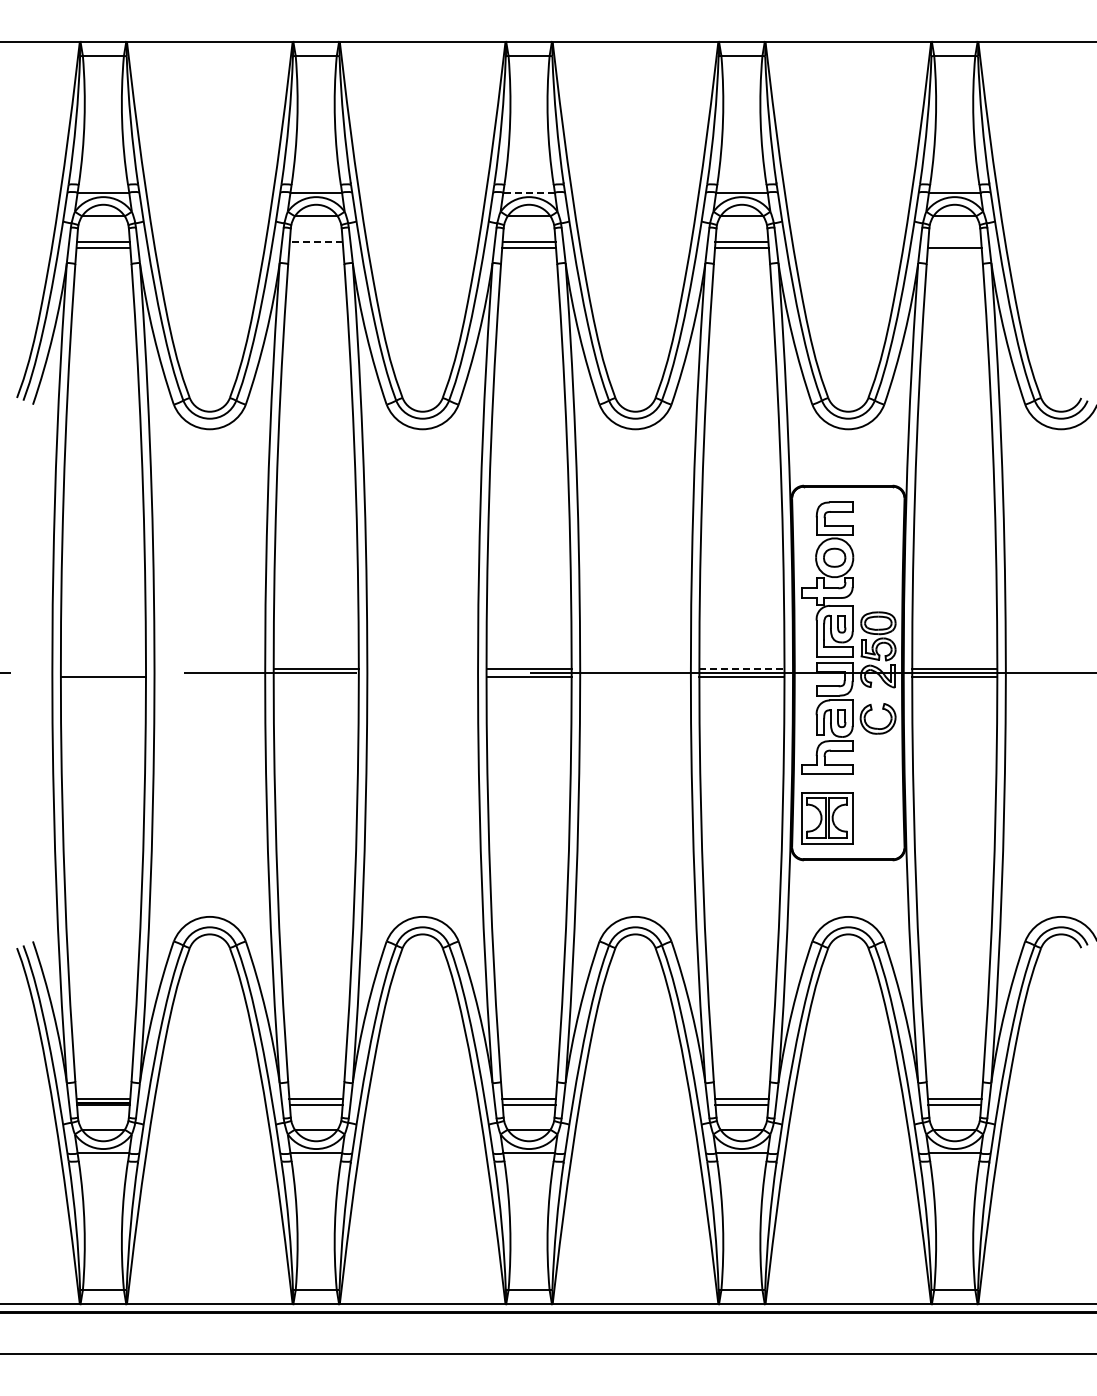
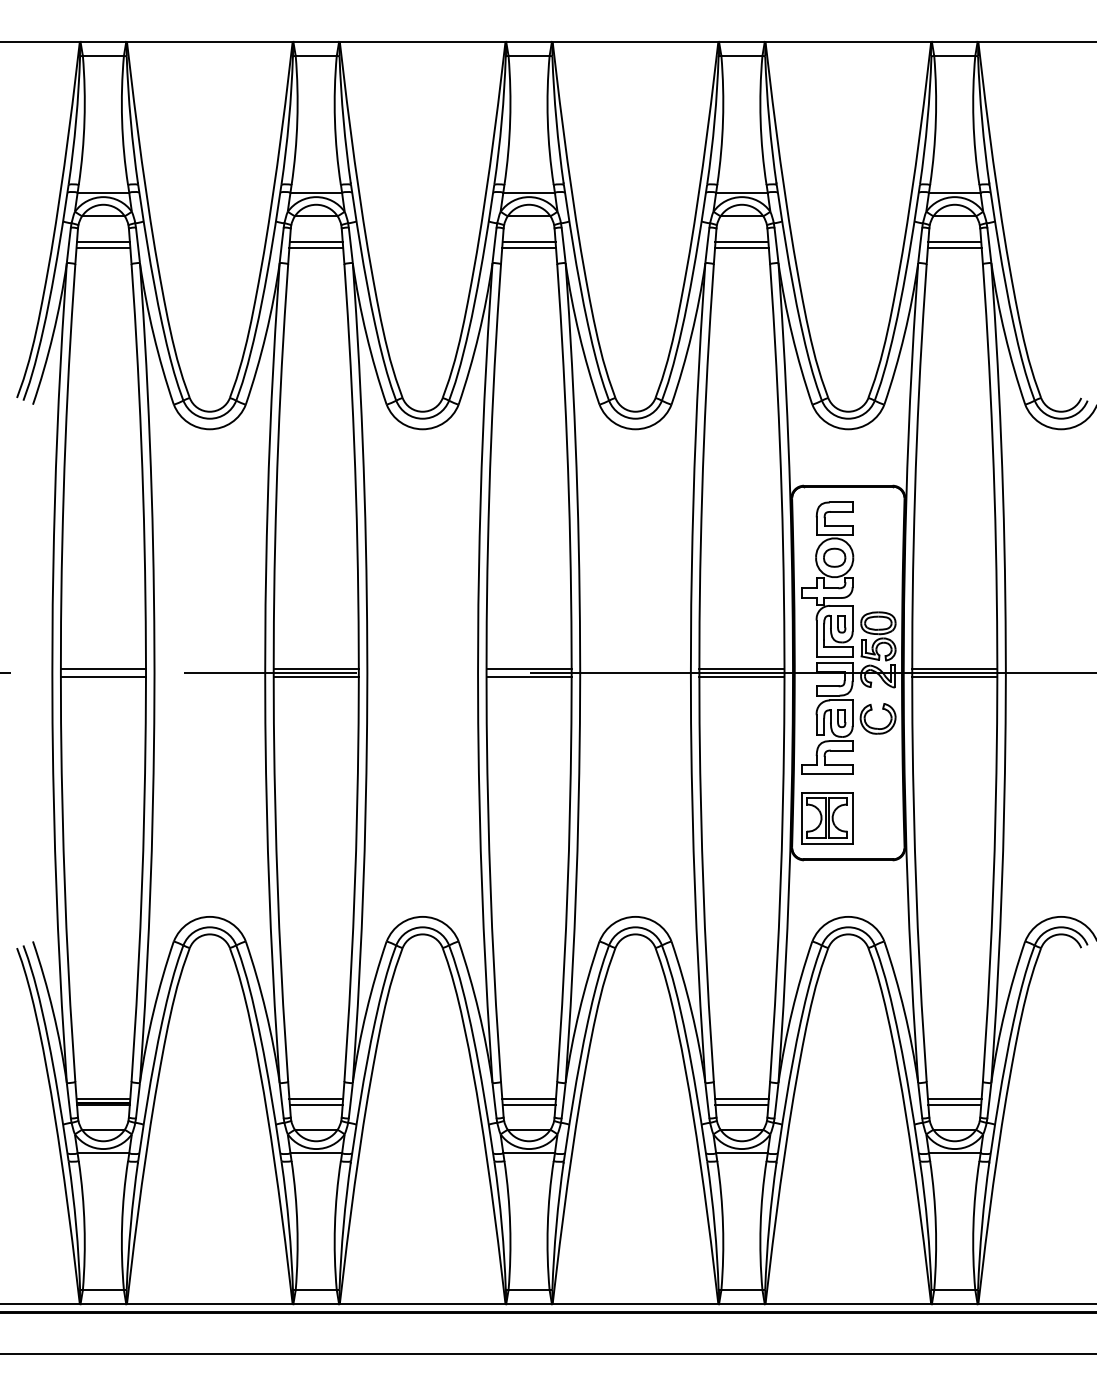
line: dashed -> solid (529, 192)
line: dashed -> solid (315, 241)
line: none -> present (954, 241)
line: none -> present (316, 247)
line: none -> present (102, 668)
line: dashed -> solid (741, 668)
line: none -> present (315, 677)
